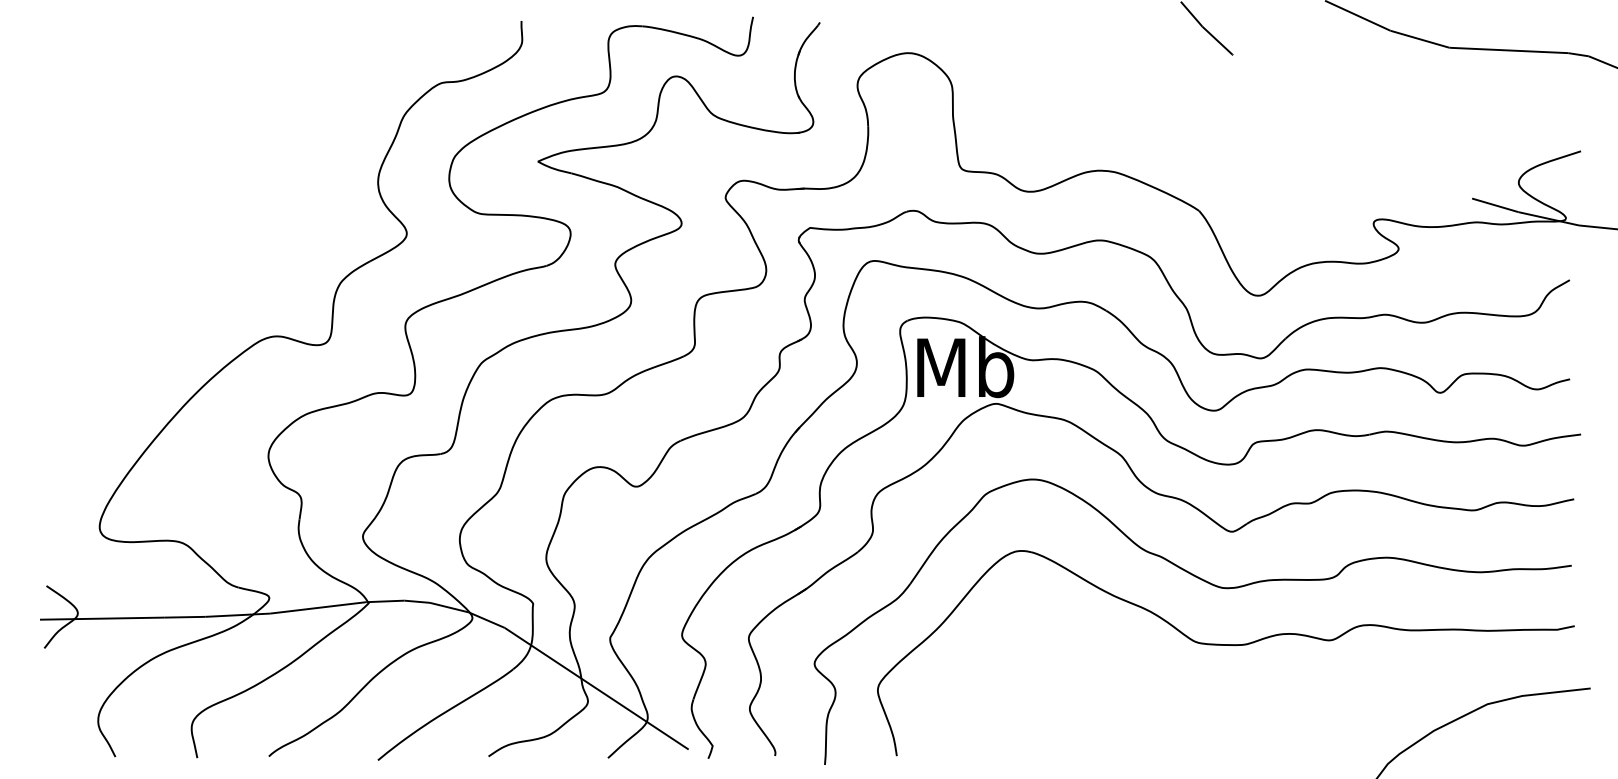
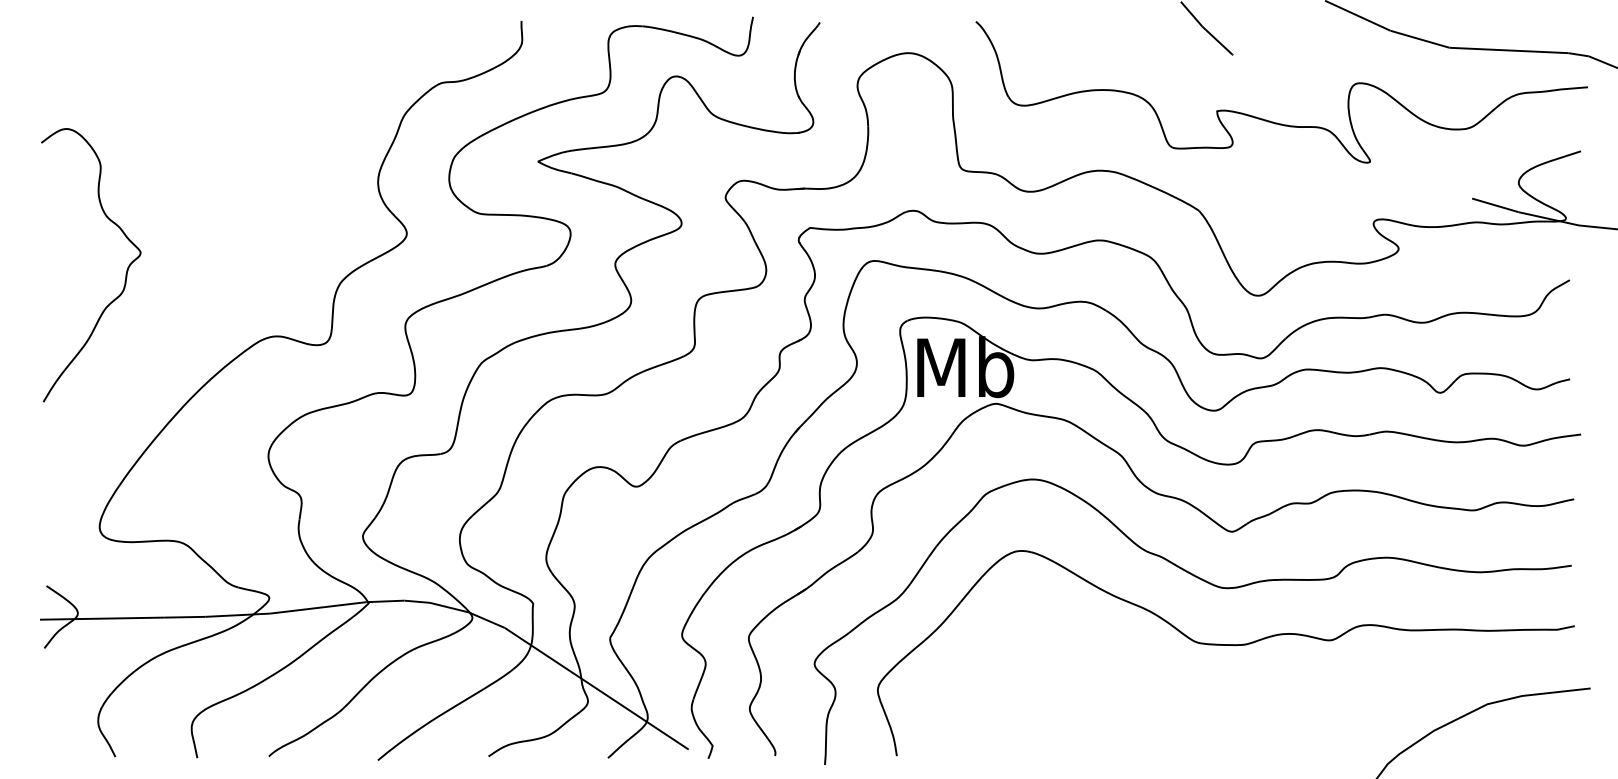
part: none -> present (1273, 121)
curve: none -> present (125, 273)
